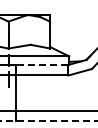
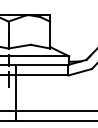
line: dashed -> solid (41, 64)
line: dashed -> solid (49, 121)
